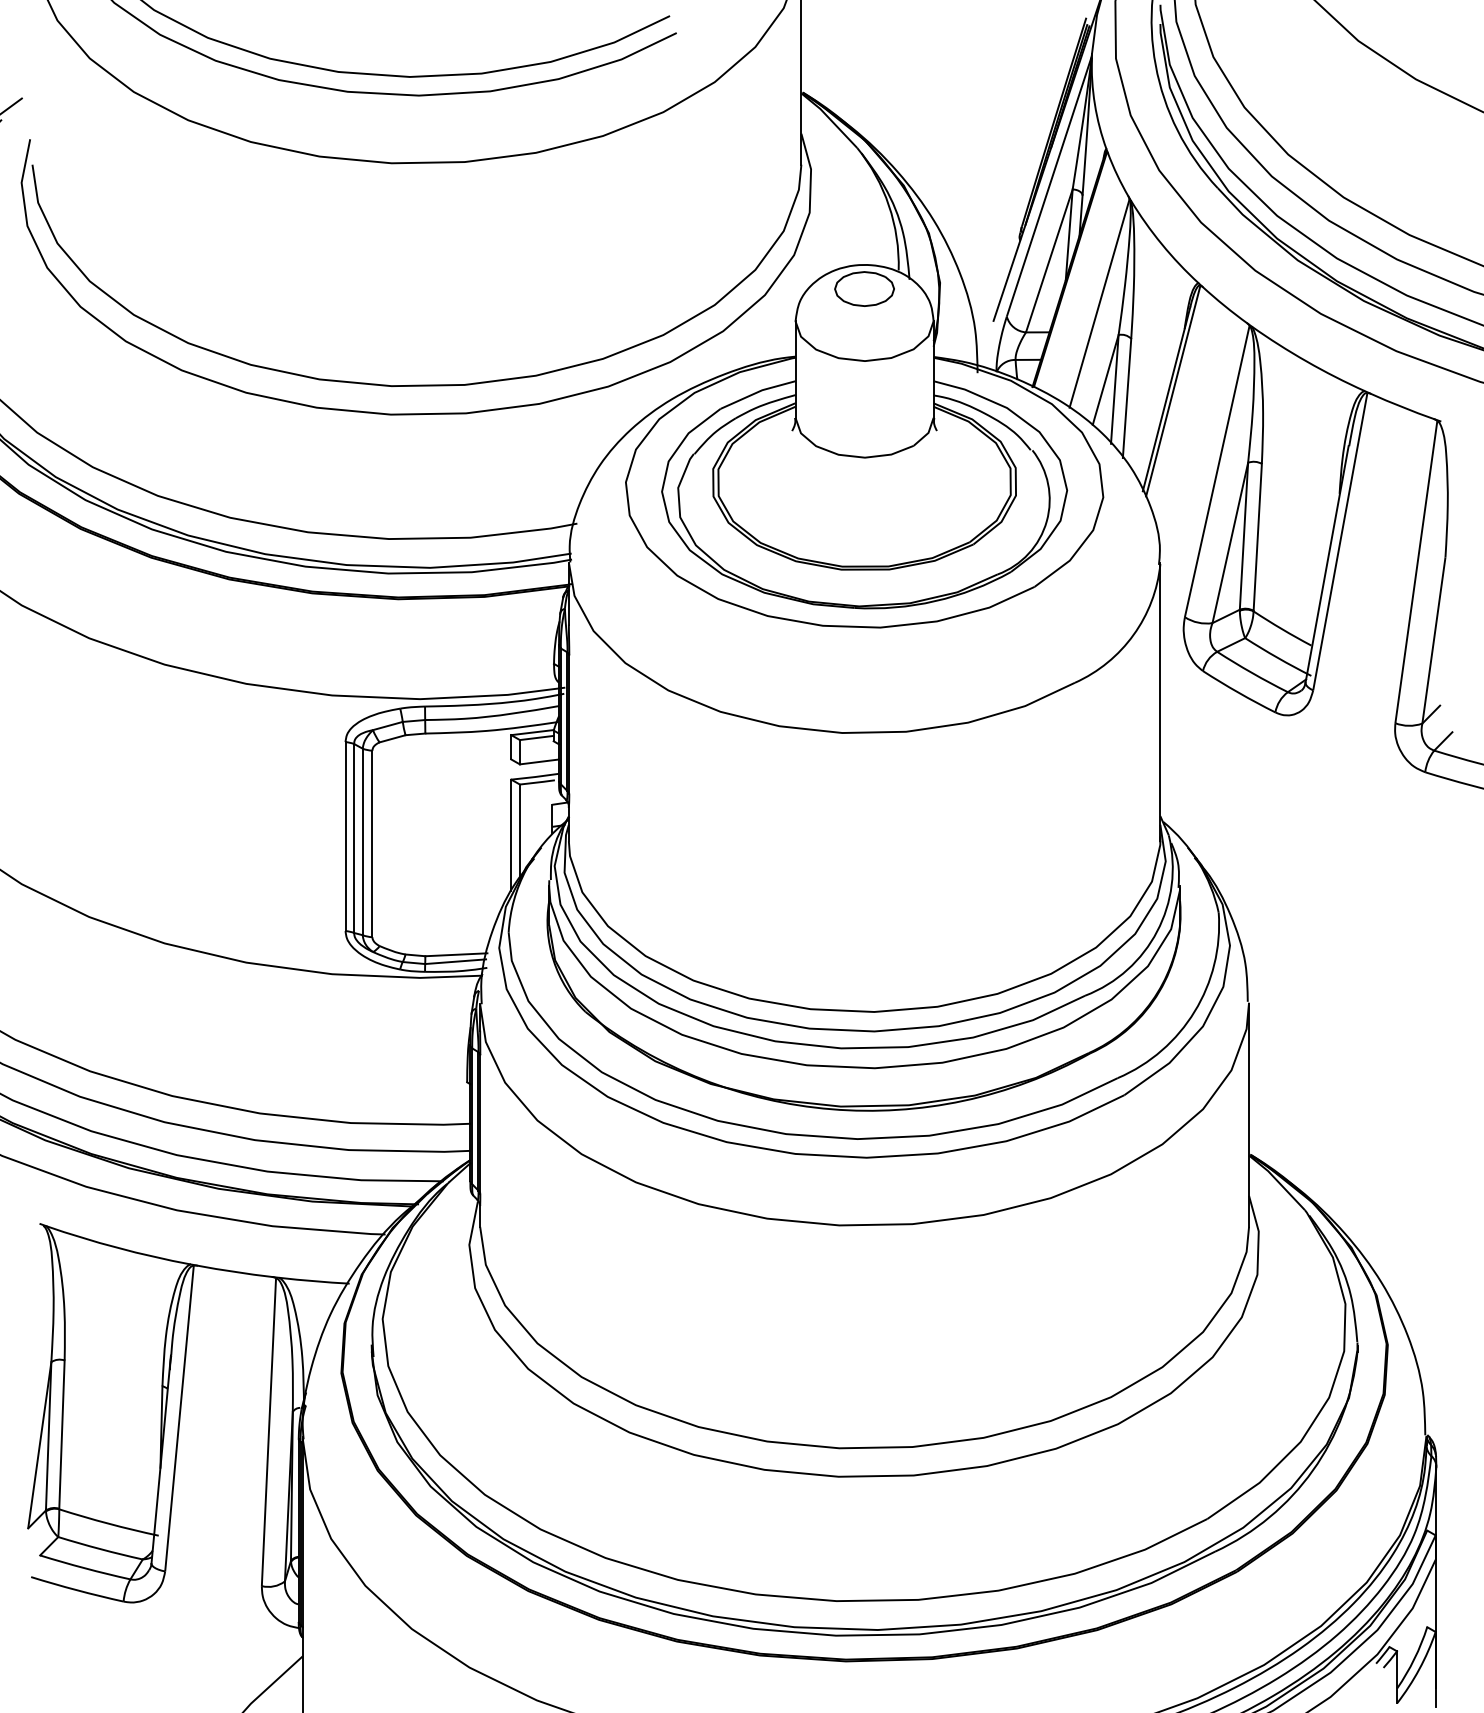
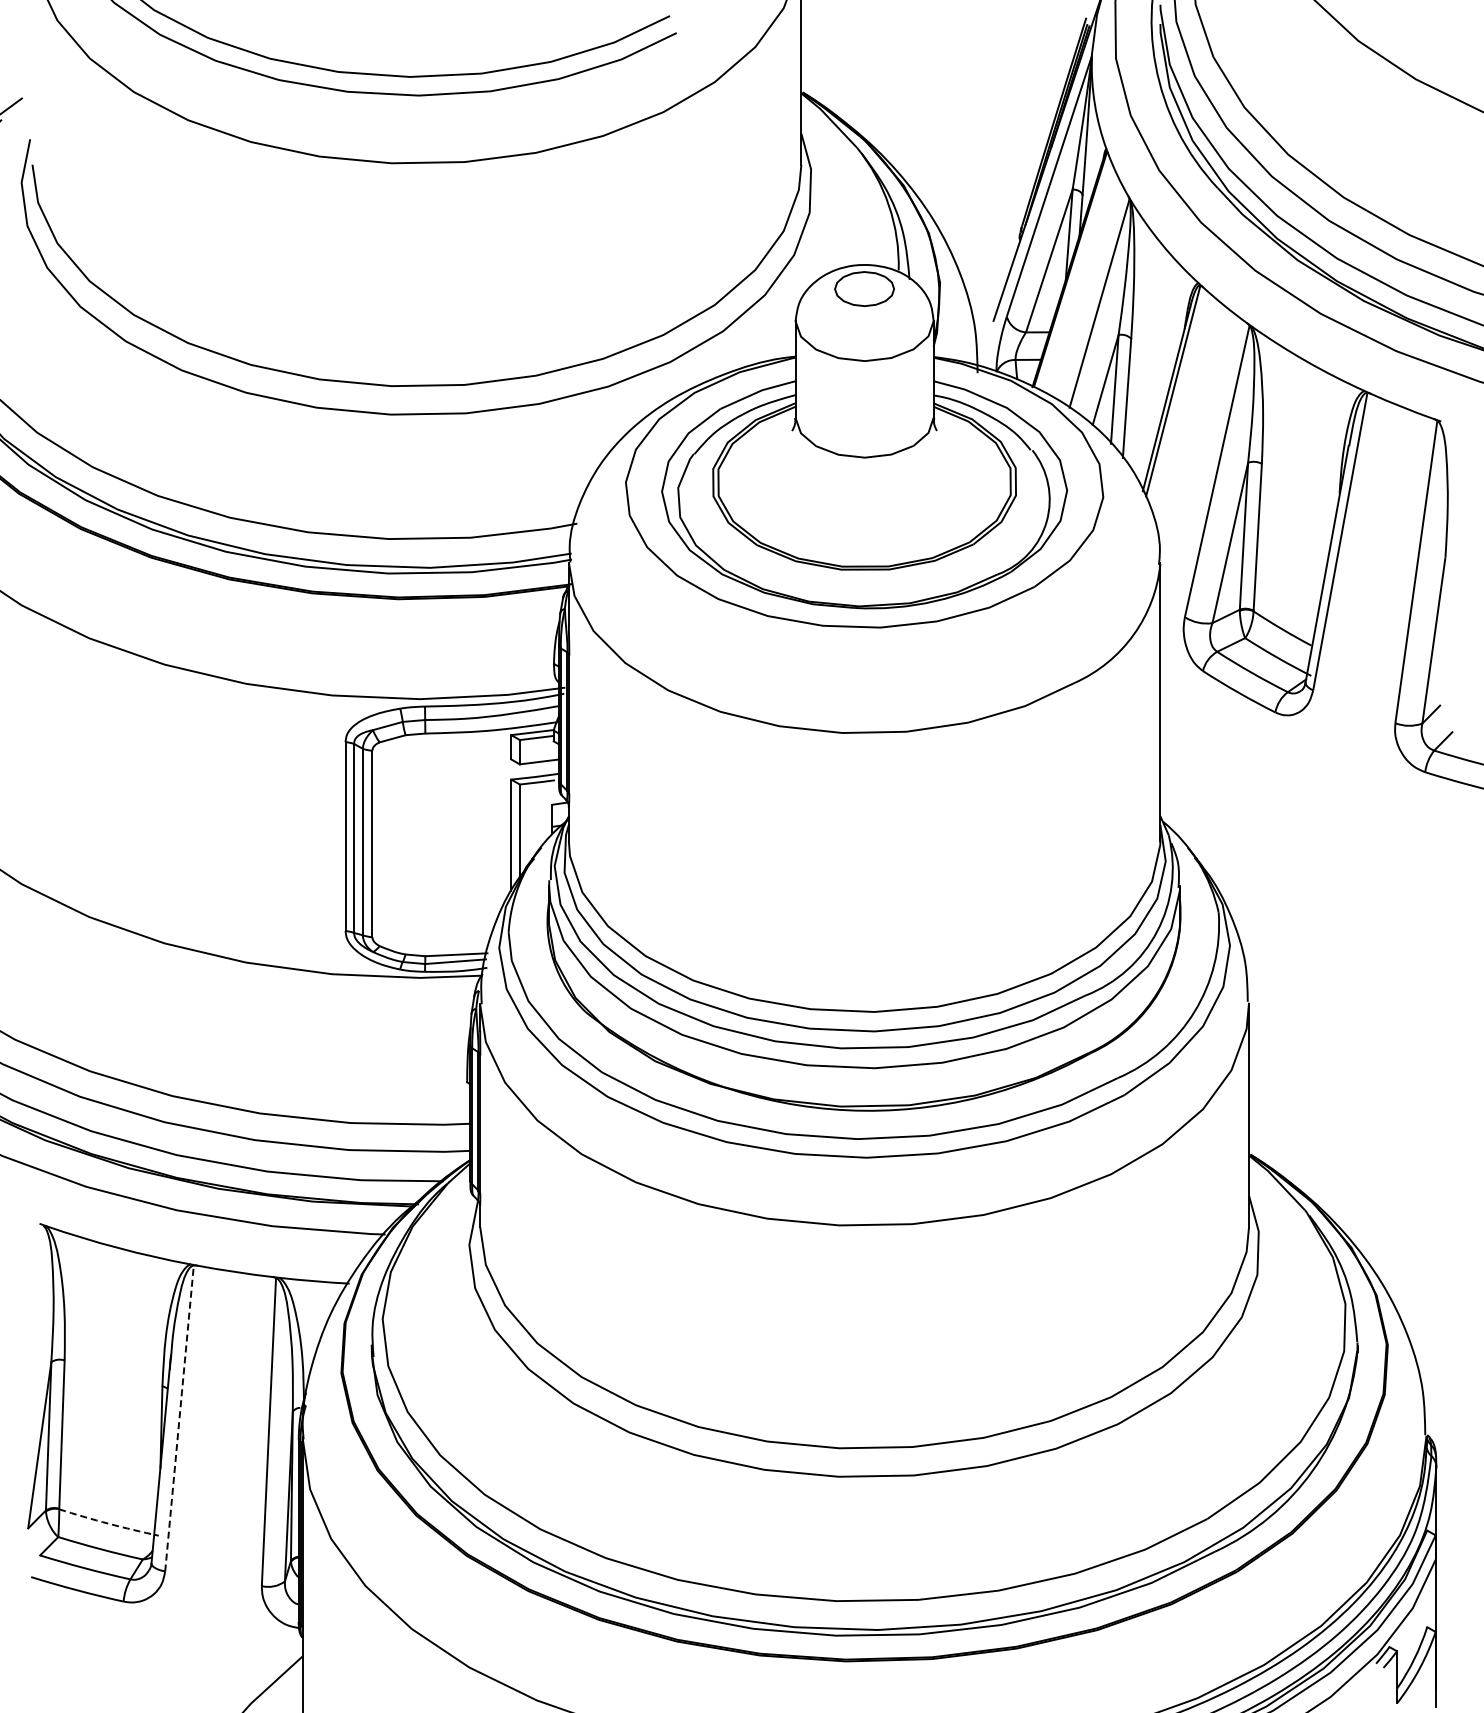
line: solid -> dashed (179, 1418)
arc: solid -> dashed (108, 1523)
